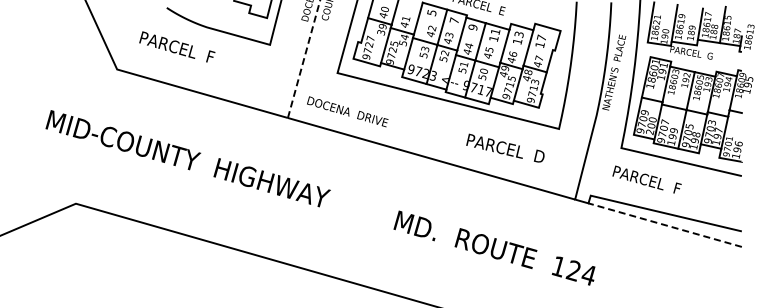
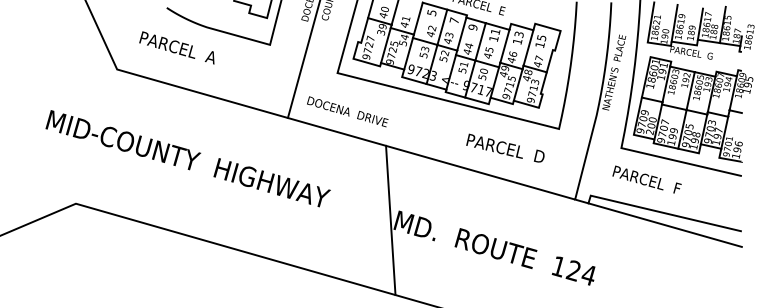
text: 17 -> 15 (541, 37)
text: PARCEL  F -> PARCEL  A (209, 57)
line: dashed -> solid (304, 59)
line: none -> present (390, 220)
line: dashed -> solid (665, 225)
